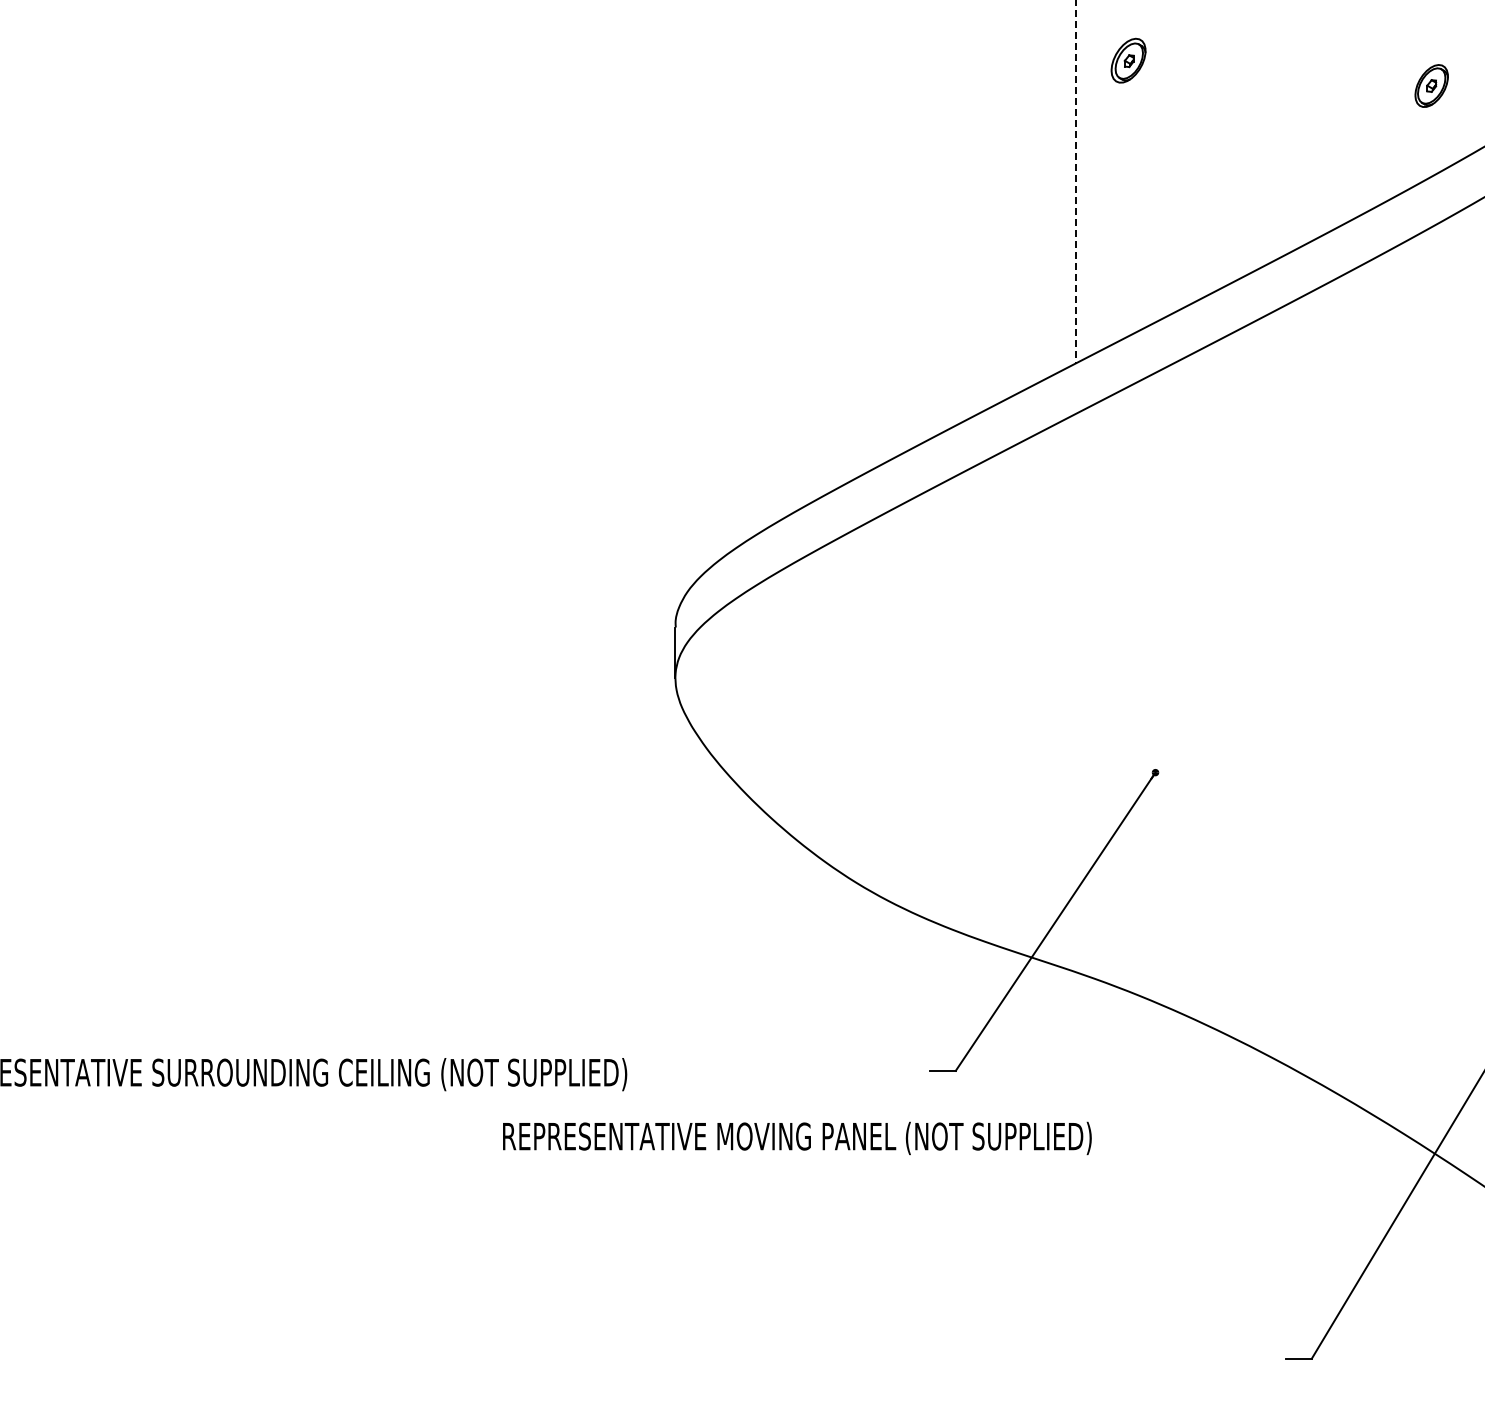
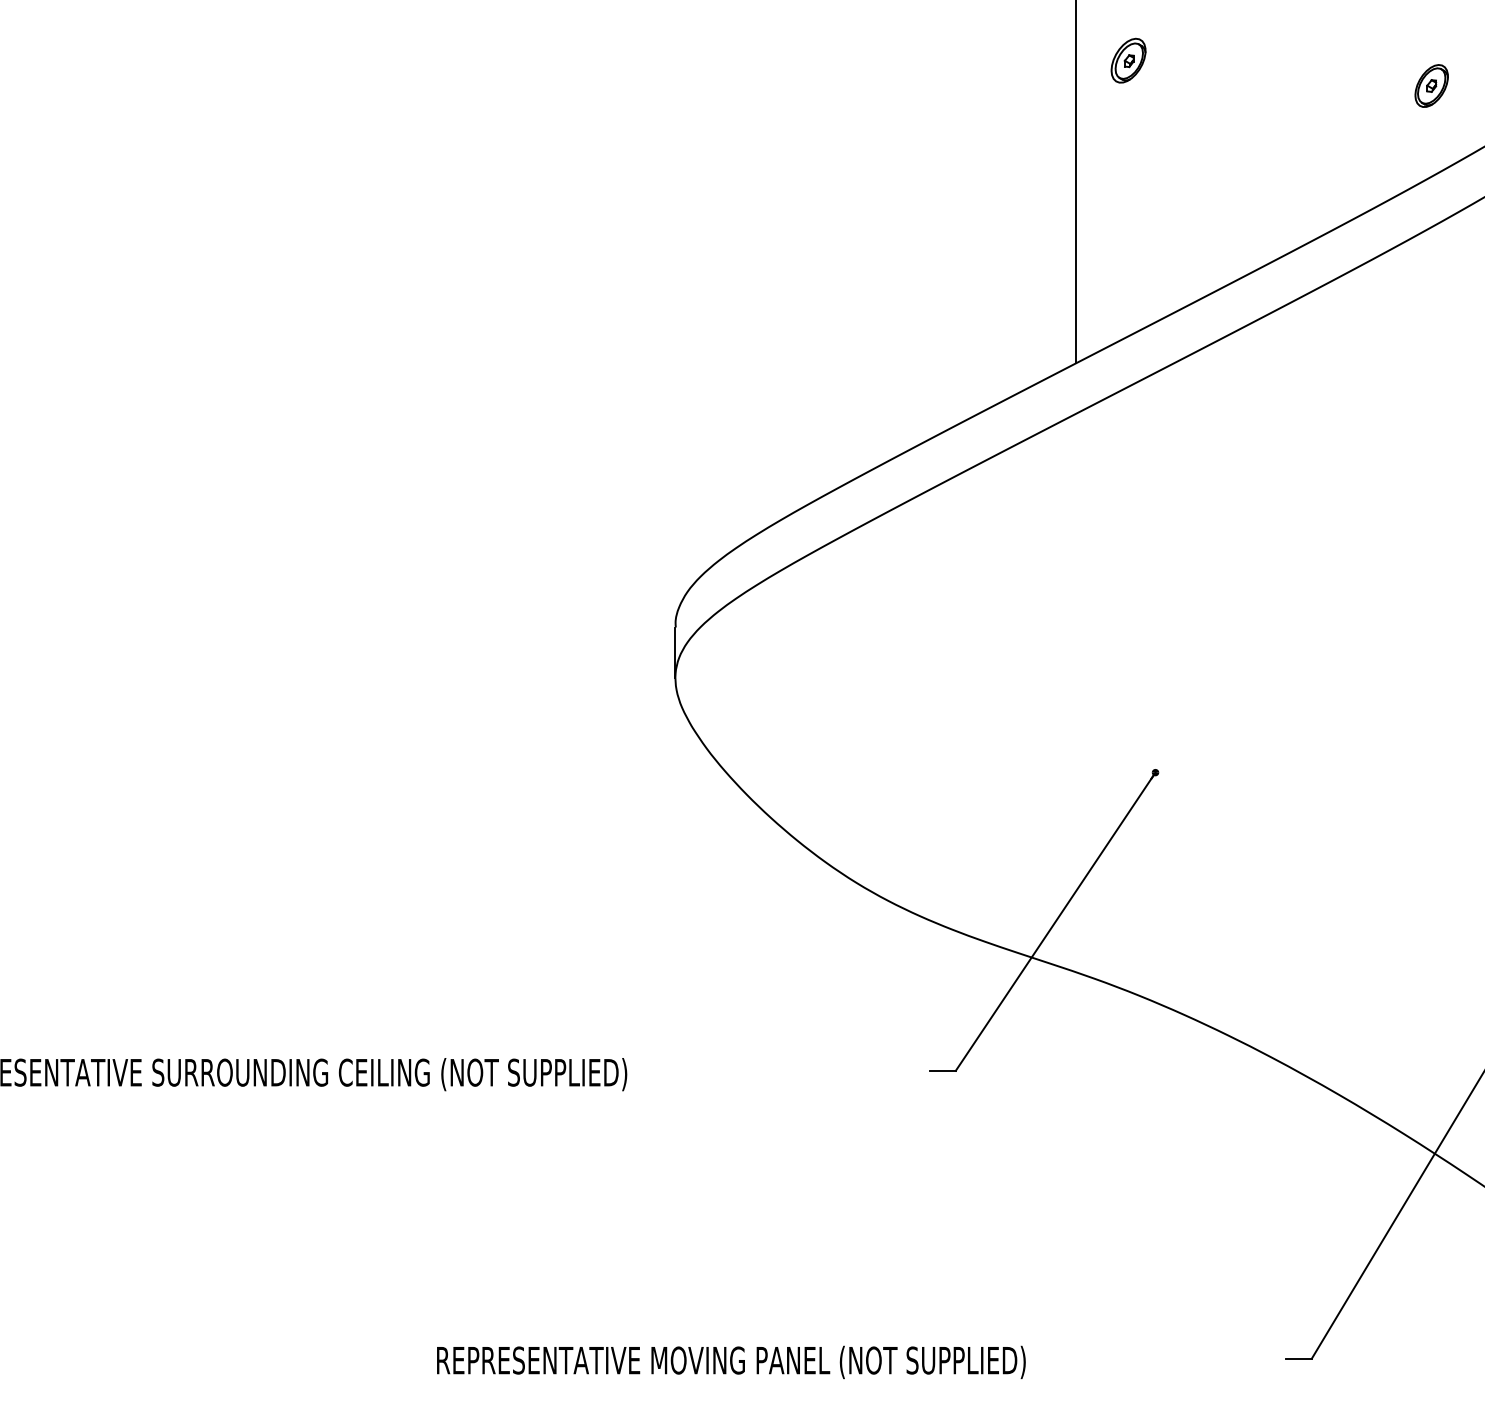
line: dashed -> solid (1076, 182)
text position: (797, 1138) -> (731, 1362) (731, 1362)
